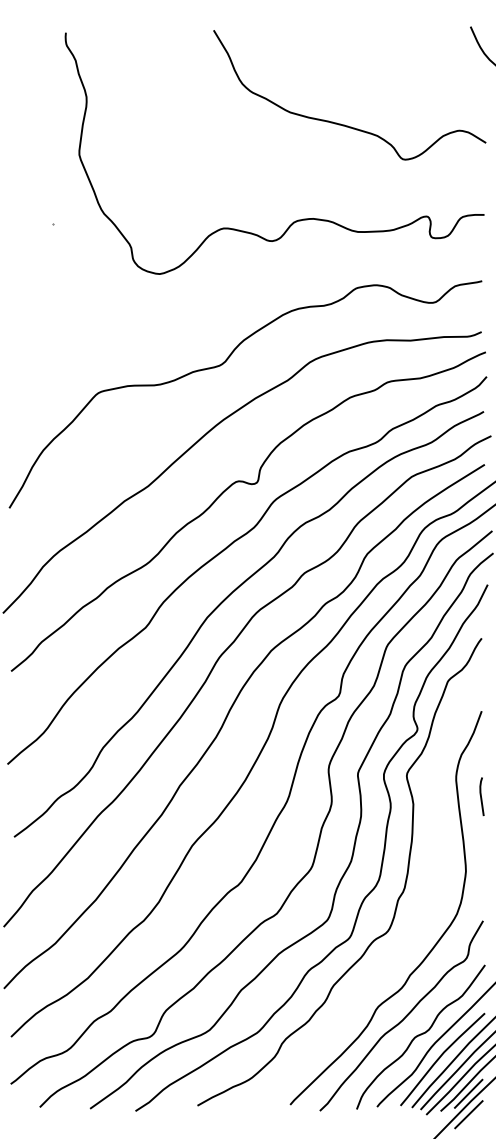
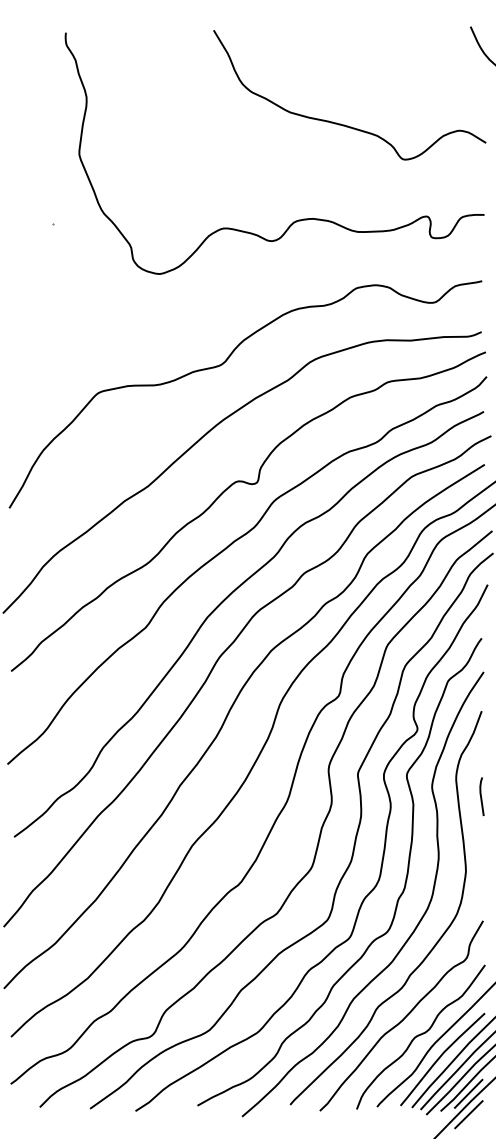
curve: none -> present (415, 926)
